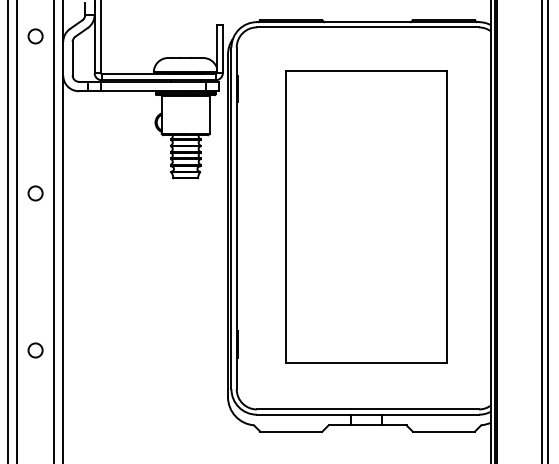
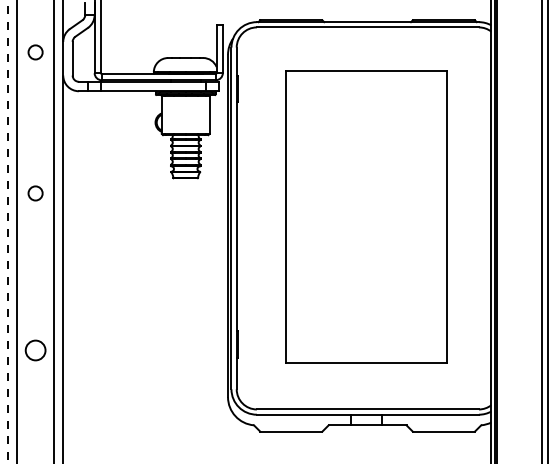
circle position: (35, 36) -> (35, 52) (35, 52)
line: solid -> dashed (7, 232)
circle size: 17x17 px -> 23x23 px (35, 350)
